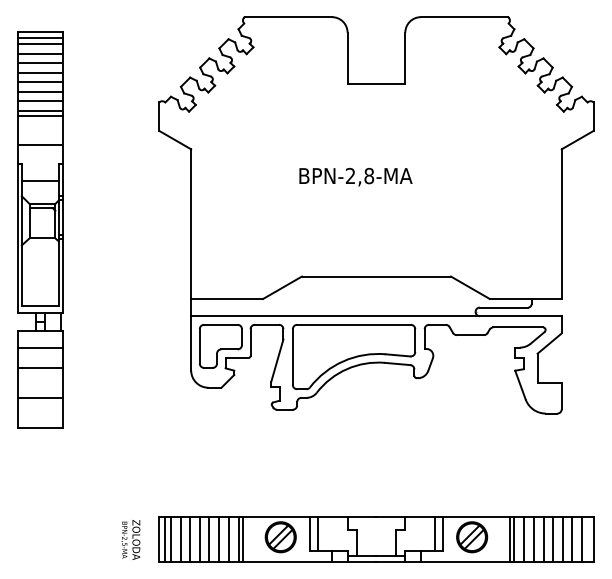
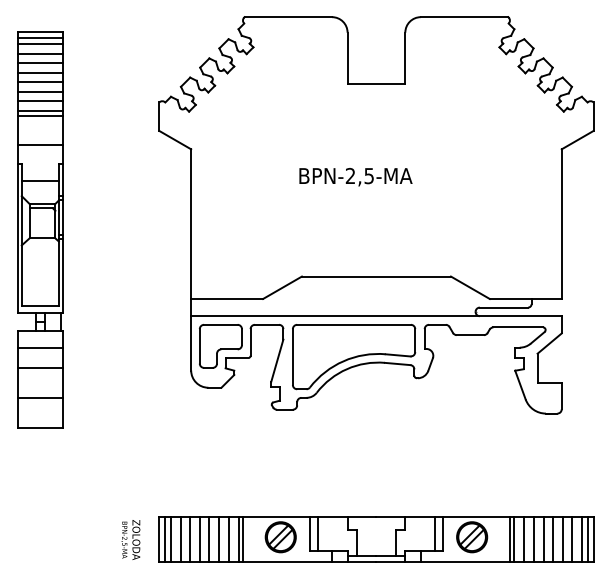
text: BPN-2,8-MA -> BPN-2,5-MA (369, 175)
line: none -> present (587, 539)
